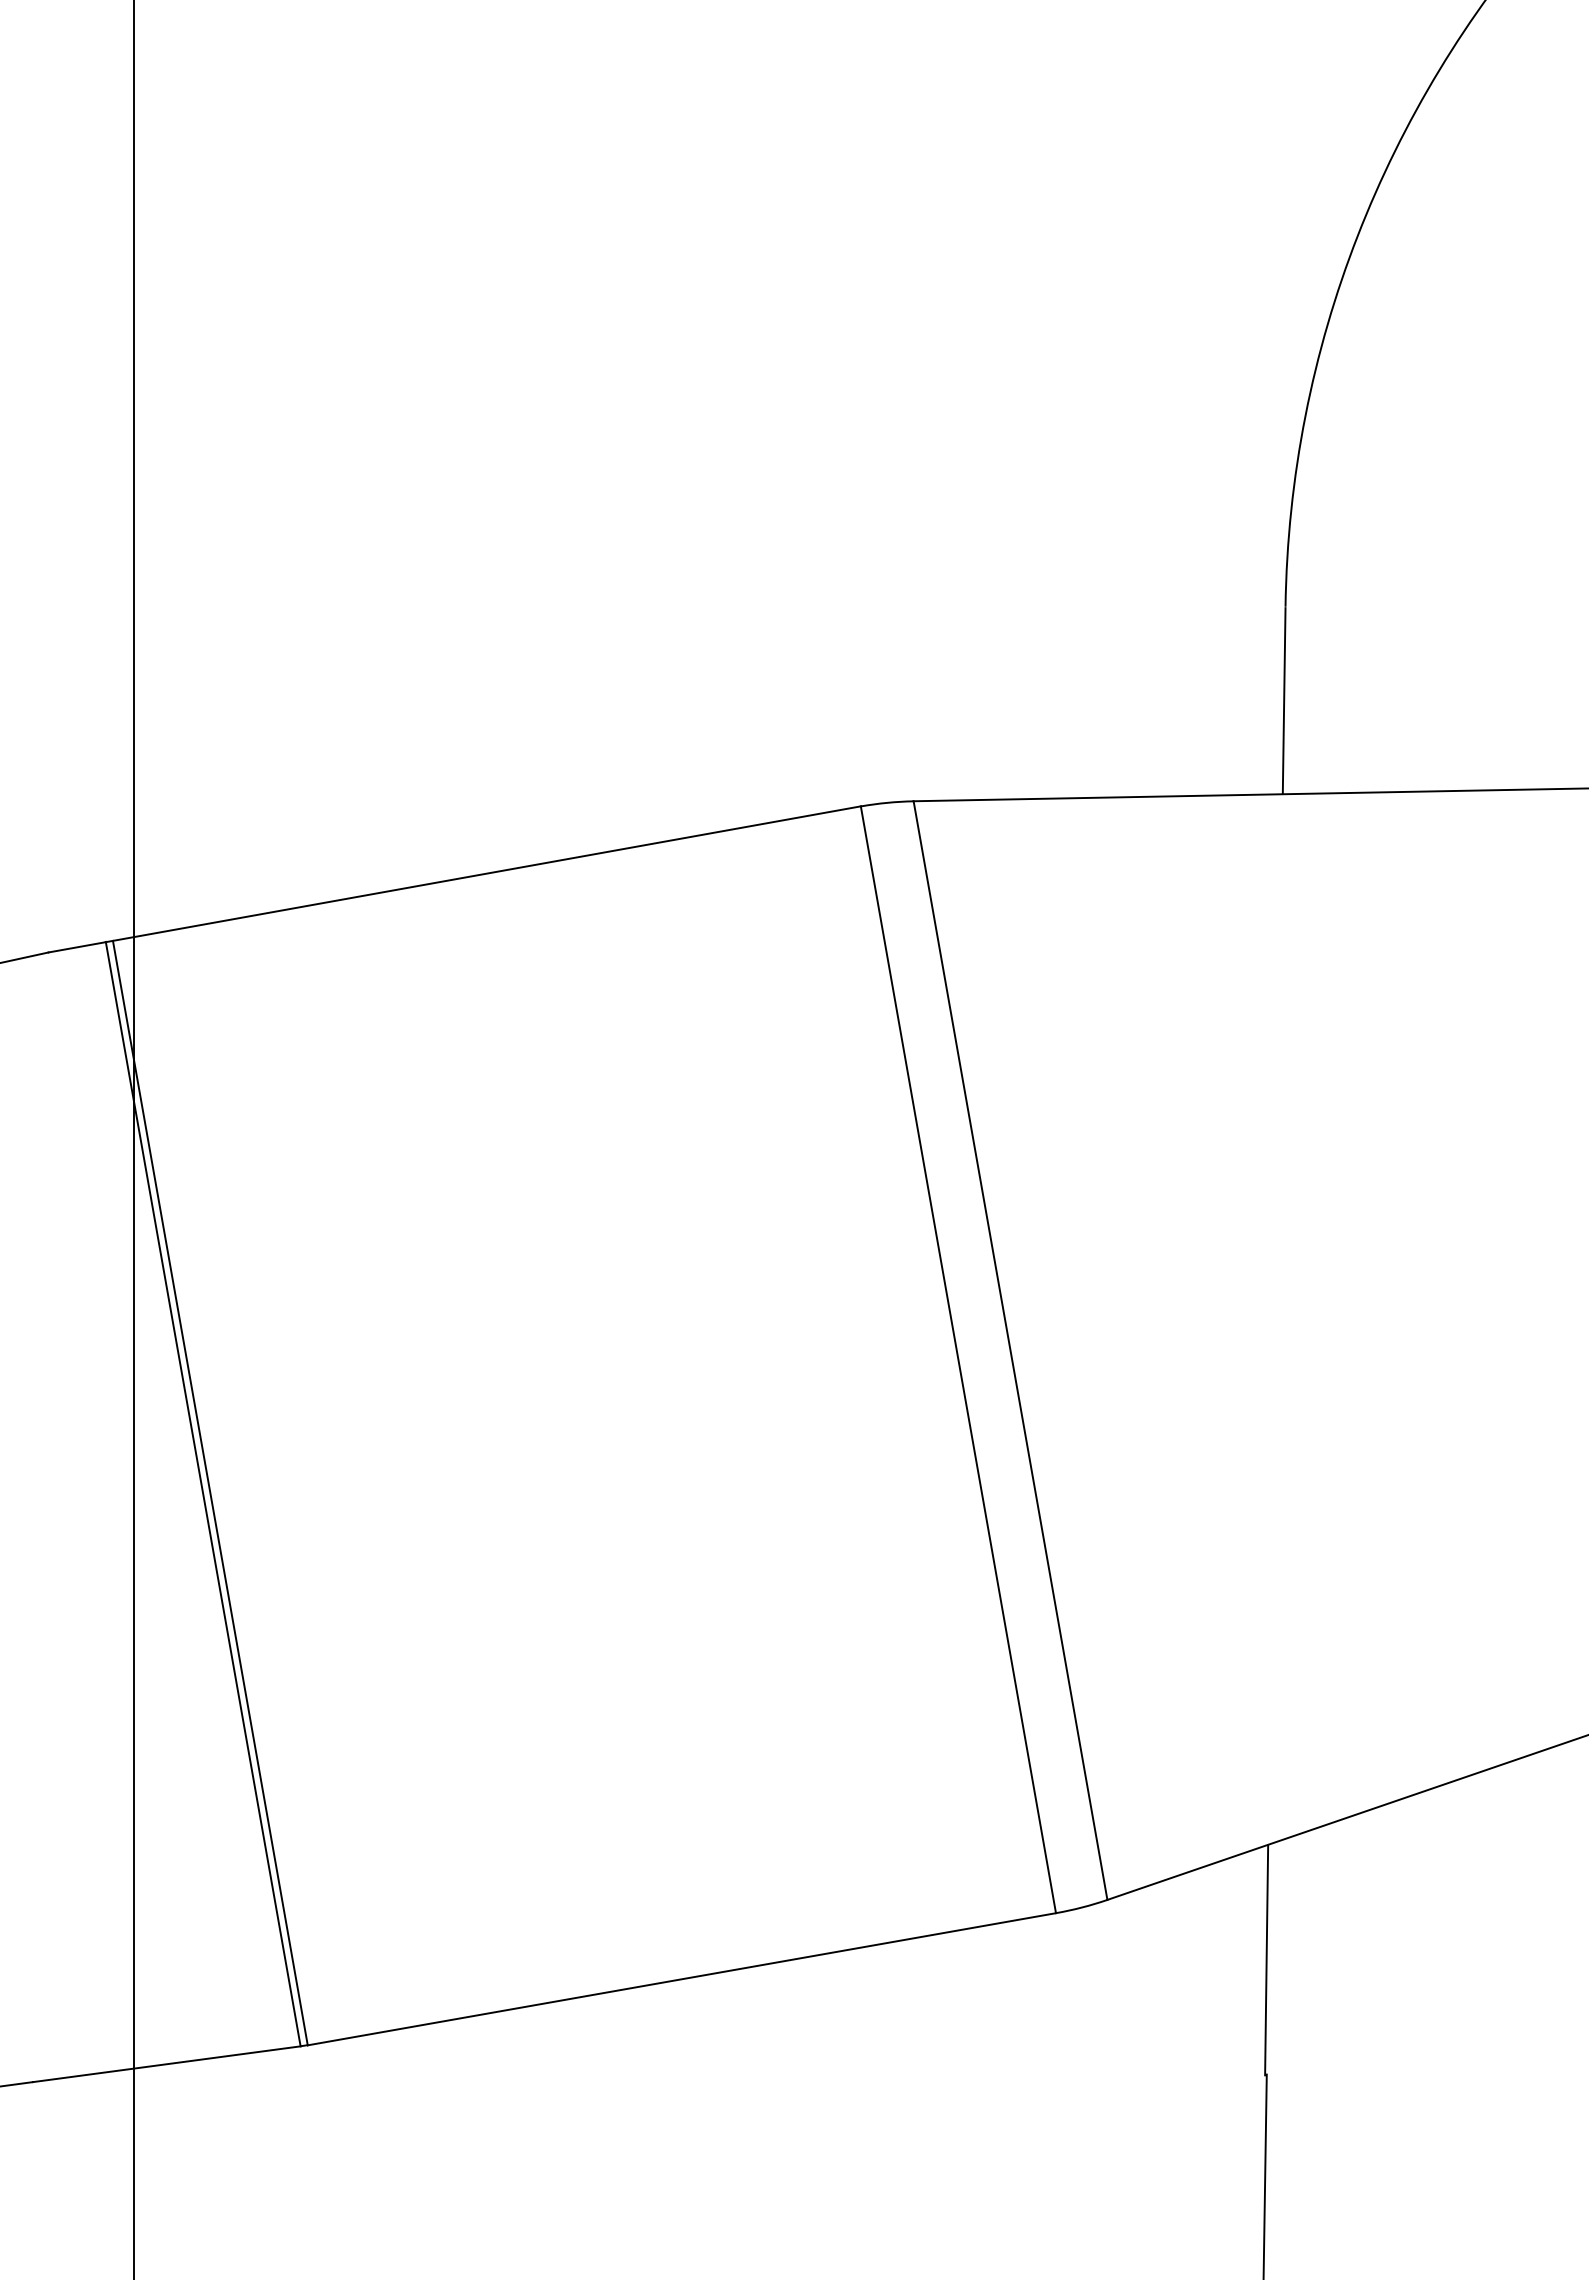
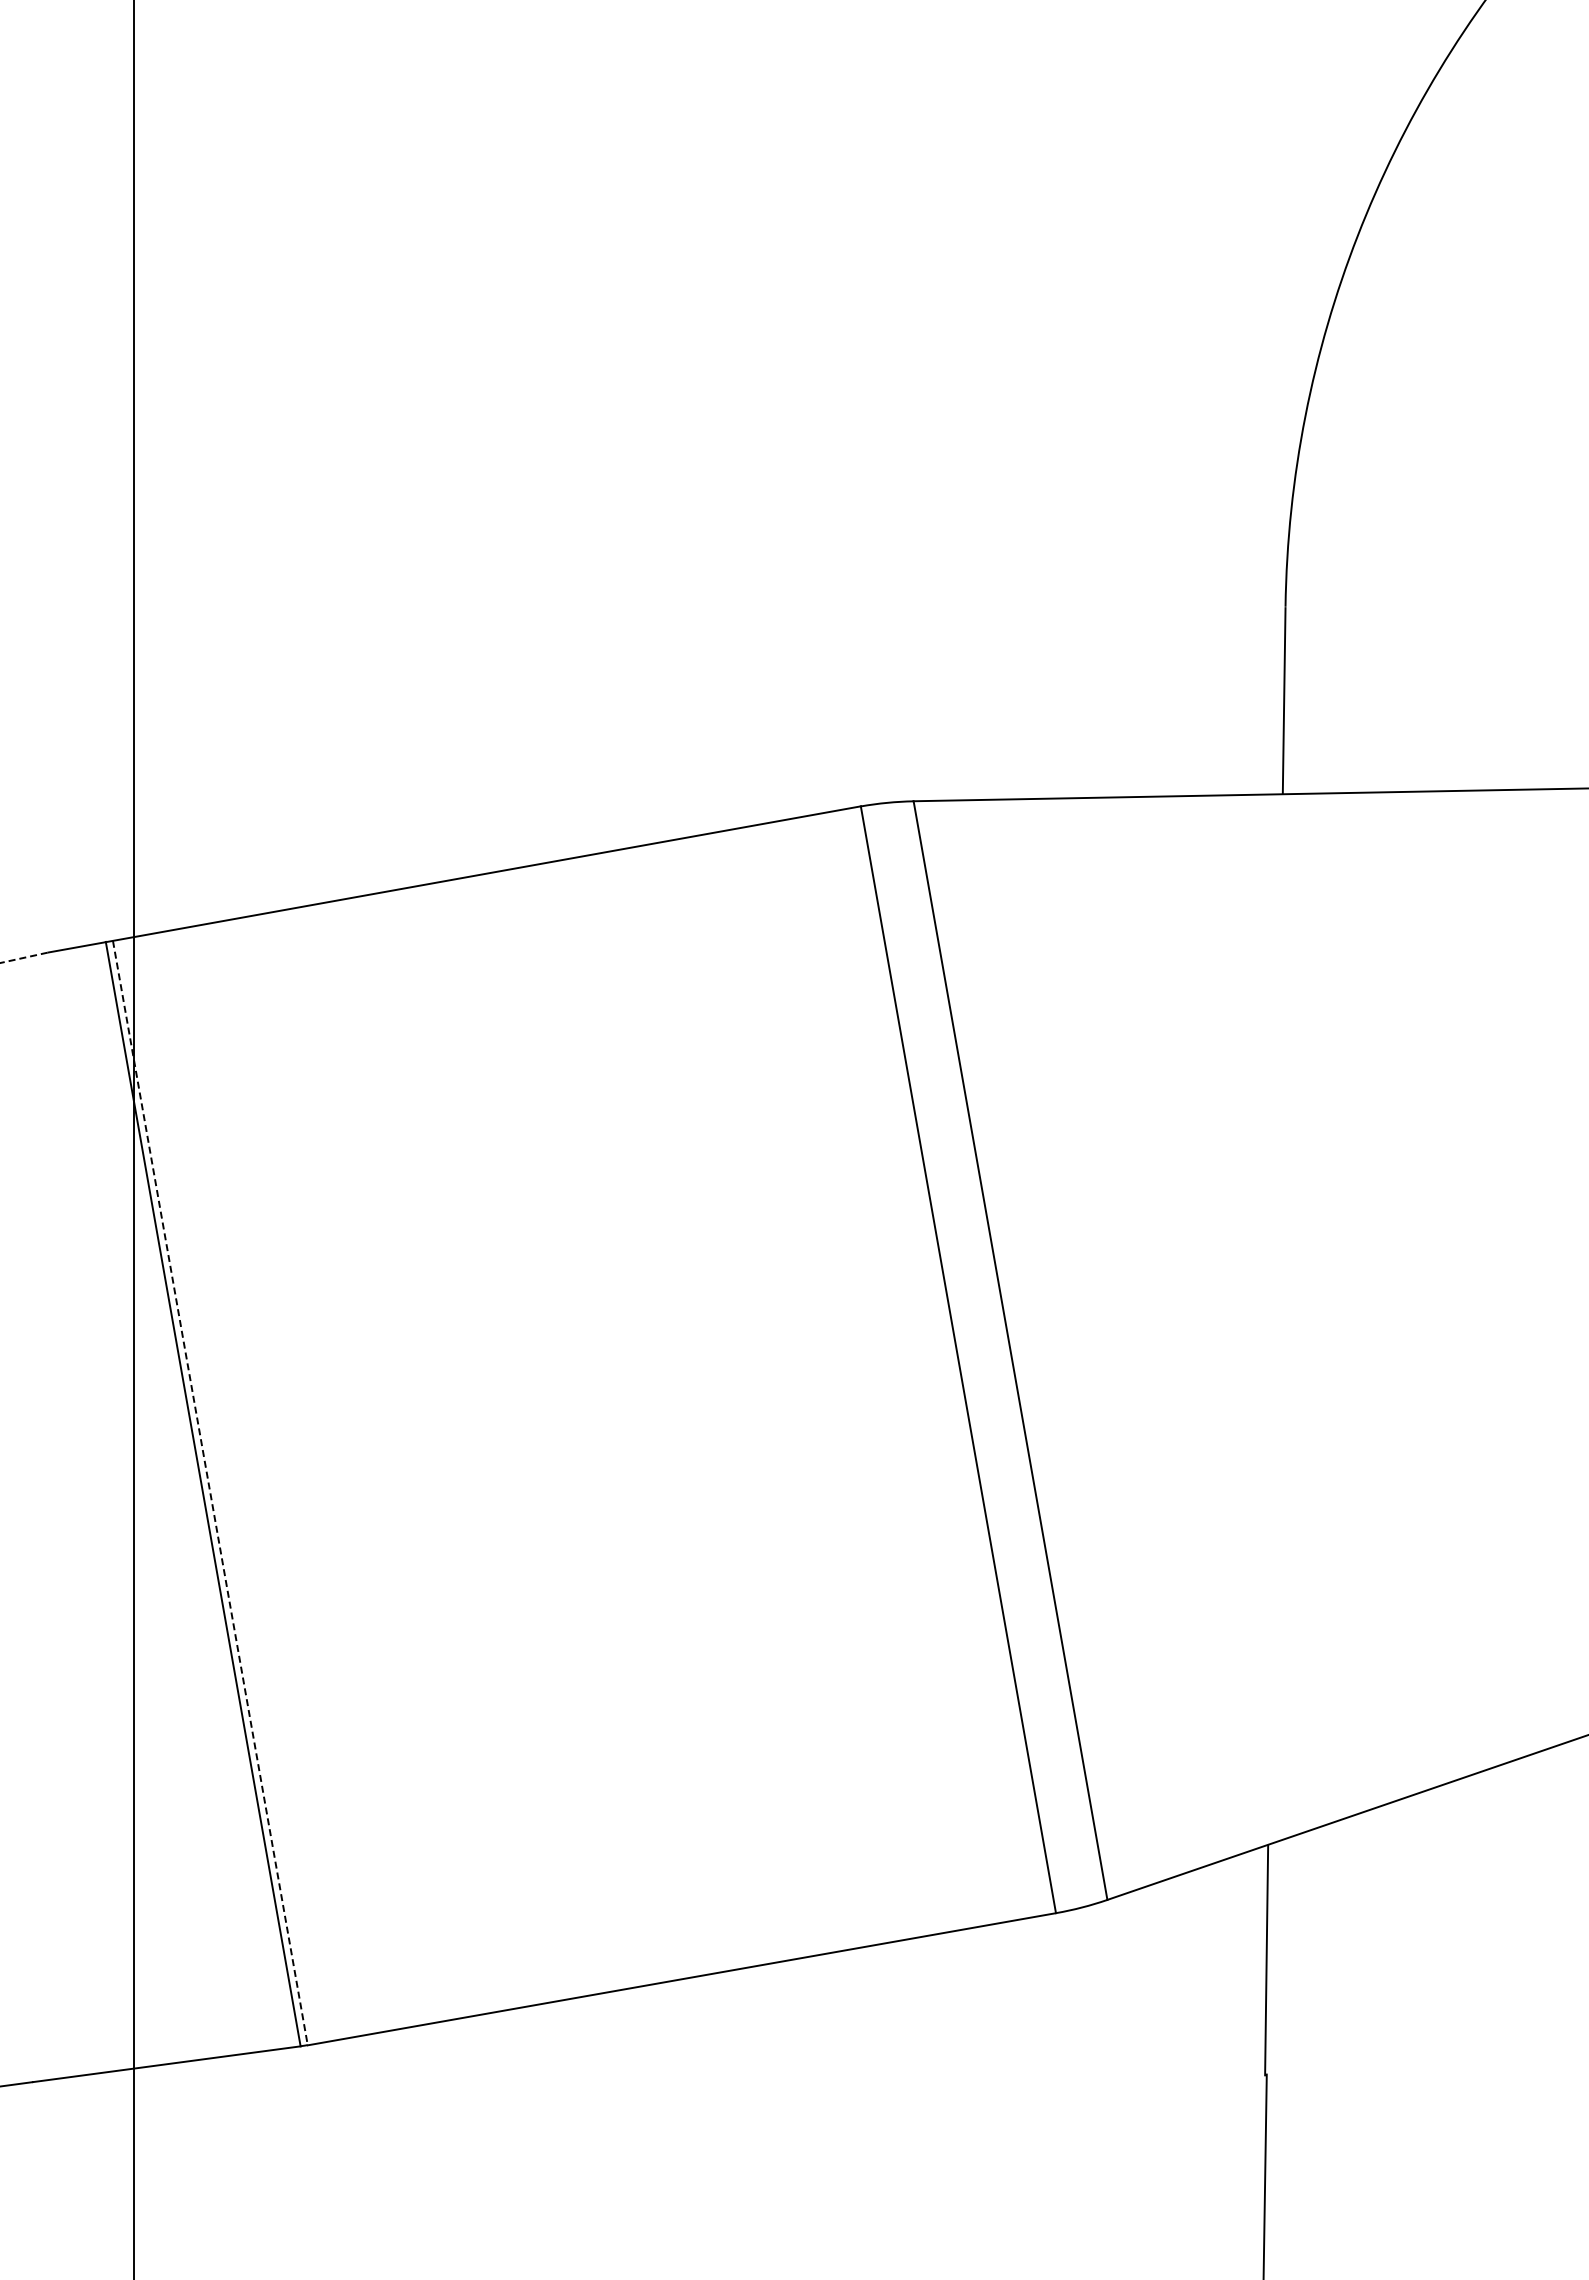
line: solid -> dashed (25, 957)
line: solid -> dashed (210, 1493)
